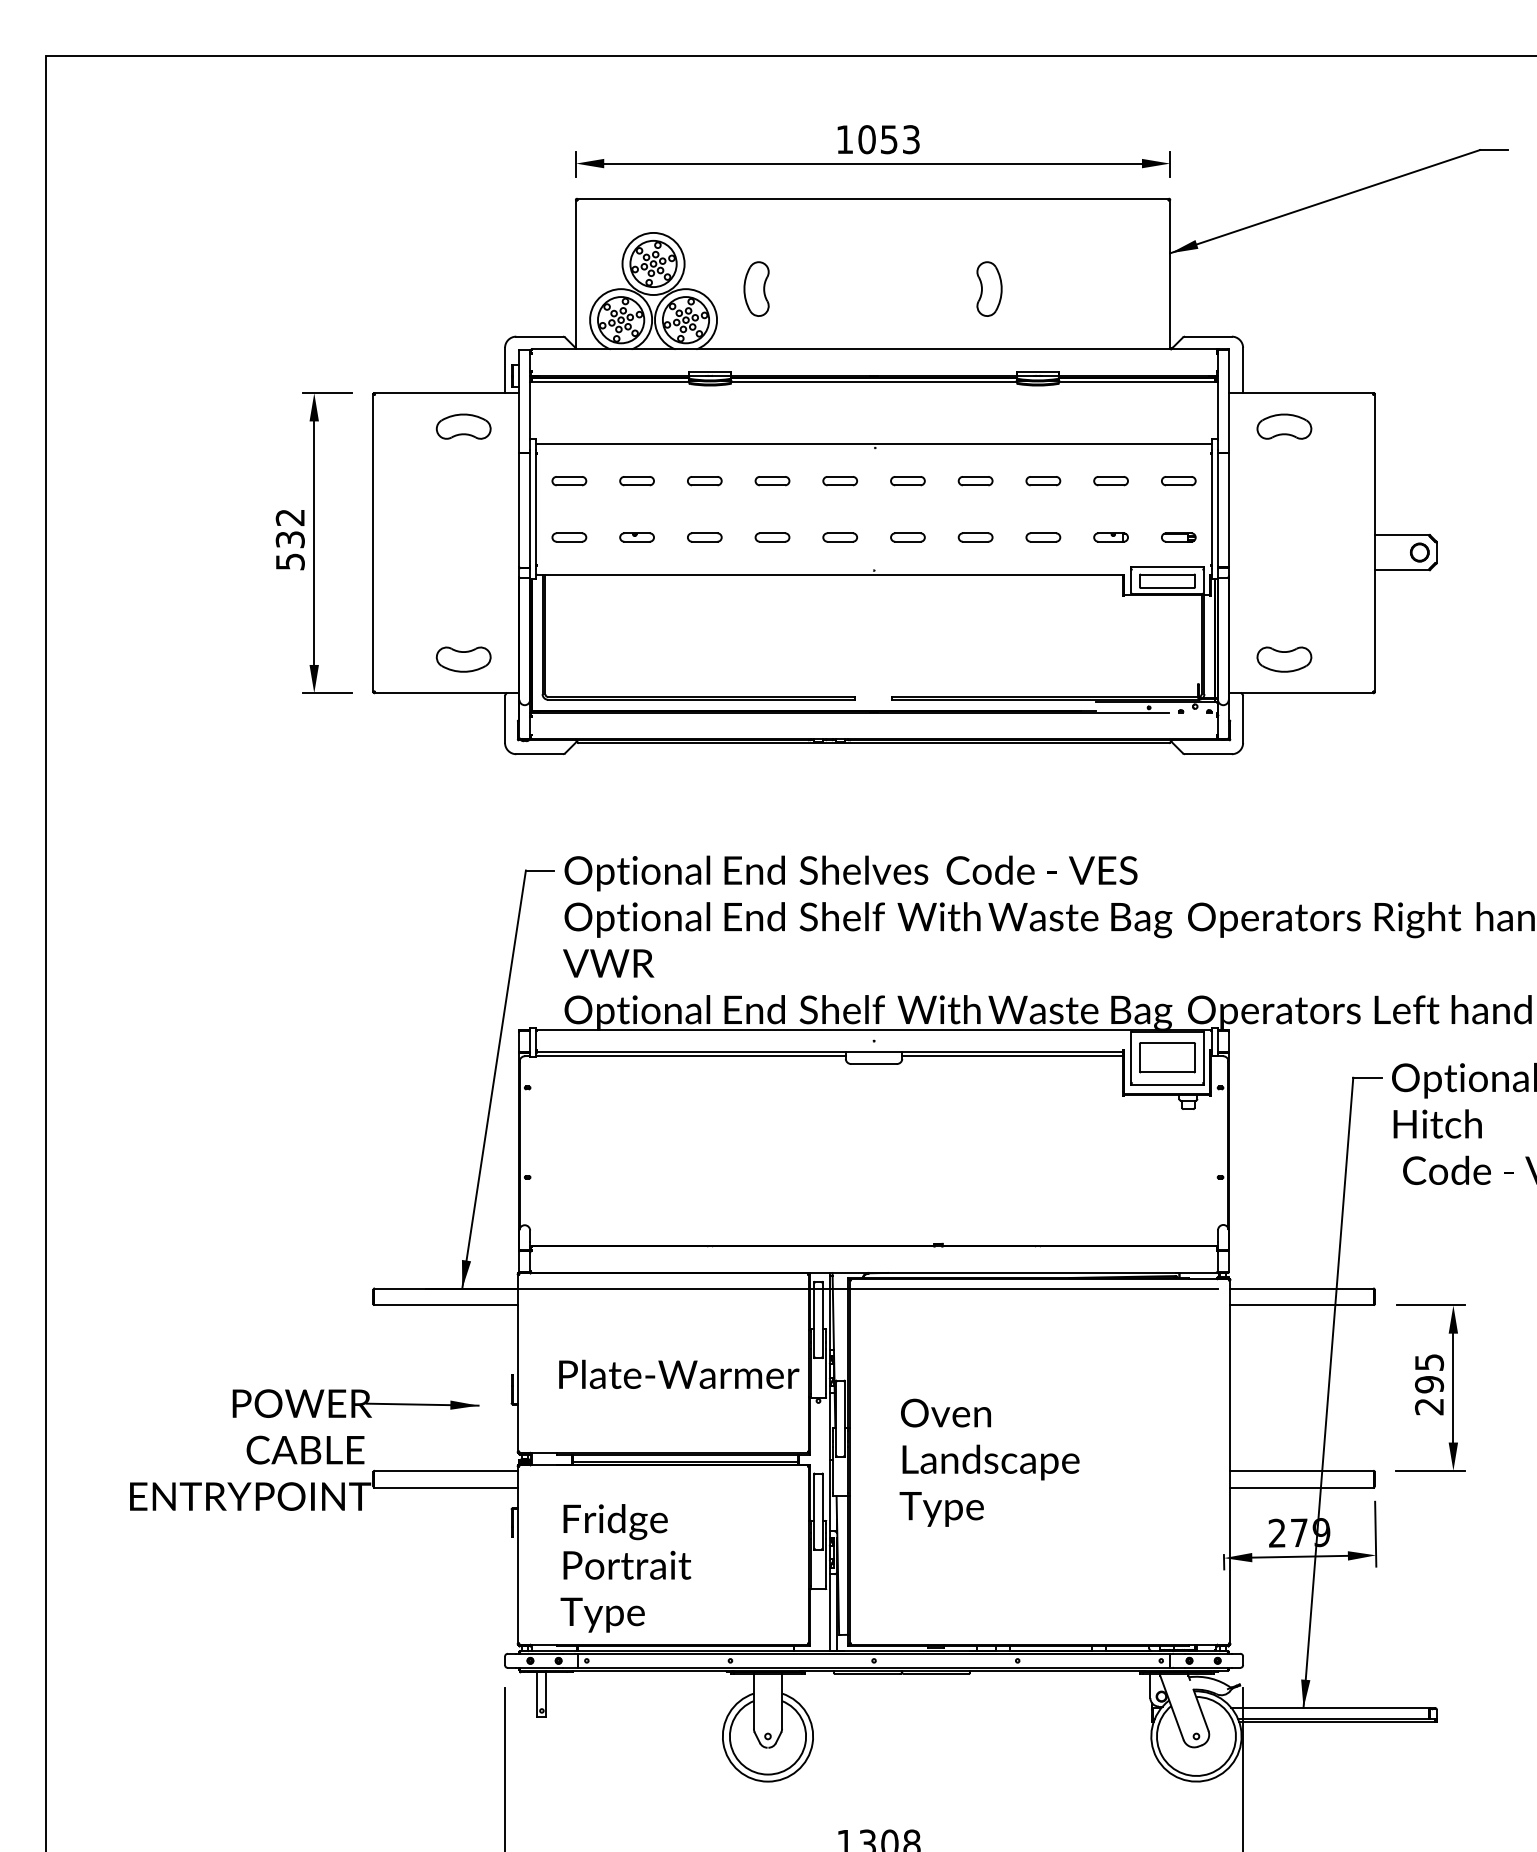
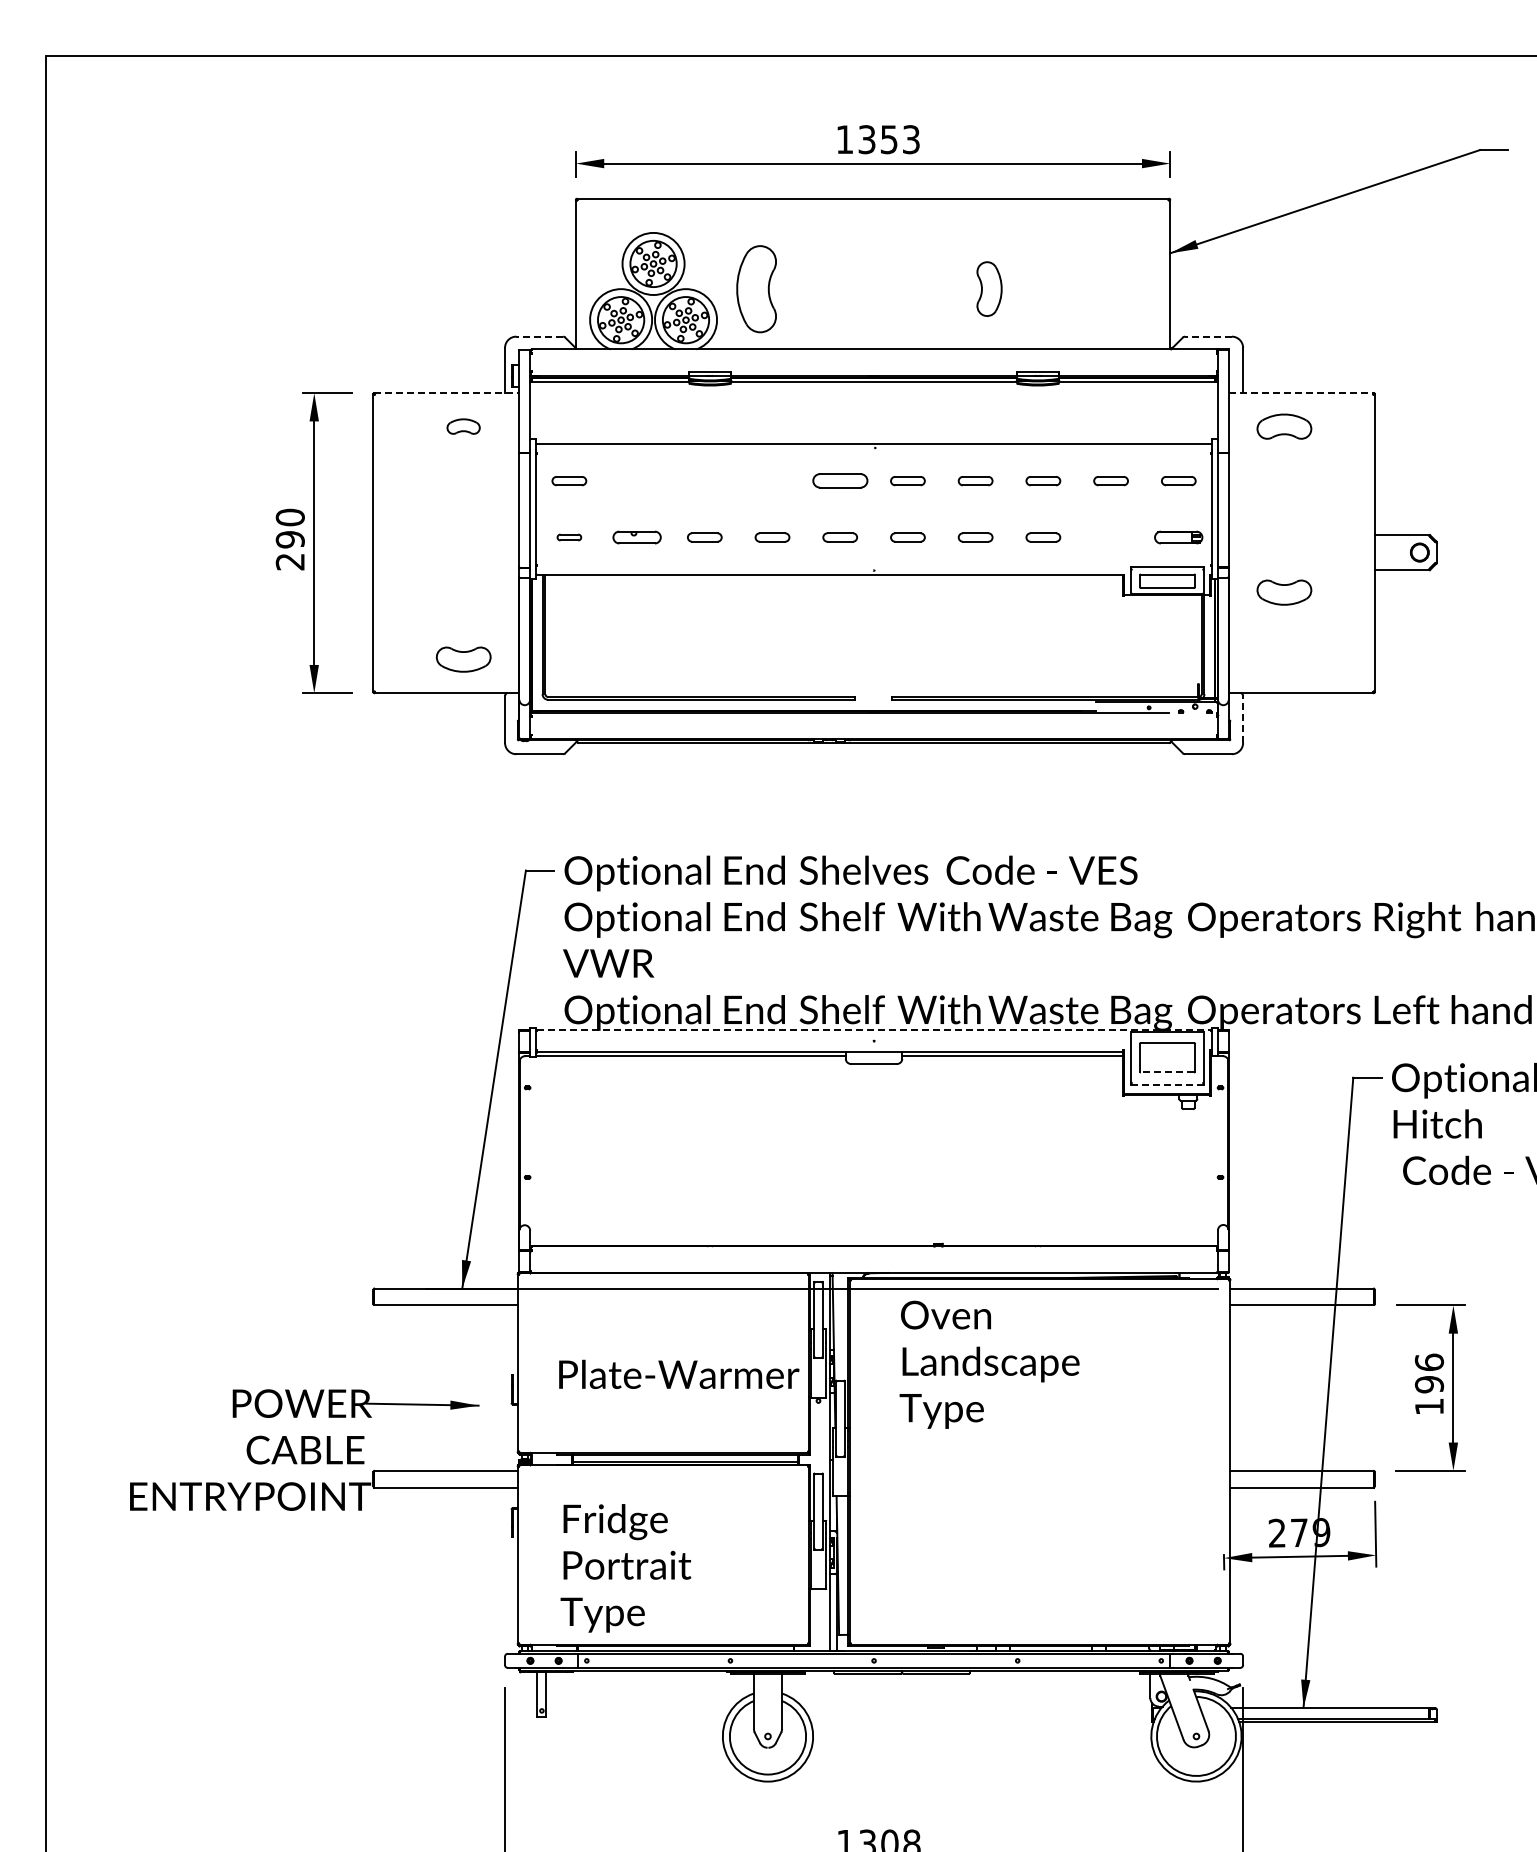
text: 1053 -> 1353 (866, 139)
part size: 27x56 px -> 41x89 px (756, 289)
line: solid -> dashed (539, 336)
line: solid -> dashed (1207, 336)
line: solid -> dashed (447, 393)
line: solid -> dashed (1301, 393)
part size: 57x27 px -> 35x17 px (463, 426)
part: present -> none (636, 481)
part: present -> none (704, 481)
part: present -> none (772, 481)
part size: 36x11 px -> 57x16 px (840, 480)
part size: 37x11 px -> 27x9 px (569, 537)
part size: 36x11 px -> 50x15 px (636, 537)
part: present -> none (1110, 537)
part size: 36x11 px -> 50x15 px (1178, 537)
text: 532 -> 290 (289, 539)
part position: (1284, 659) -> (1284, 592) (1284, 592)
line: solid -> dashed (1243, 719)
line: solid -> dashed (874, 1030)
line: solid -> dashed (1167, 1072)
line: solid -> dashed (1167, 1084)
text: 295 -> 196 (1429, 1384)
text position: (989, 1462) -> (989, 1364) (989, 1364)
